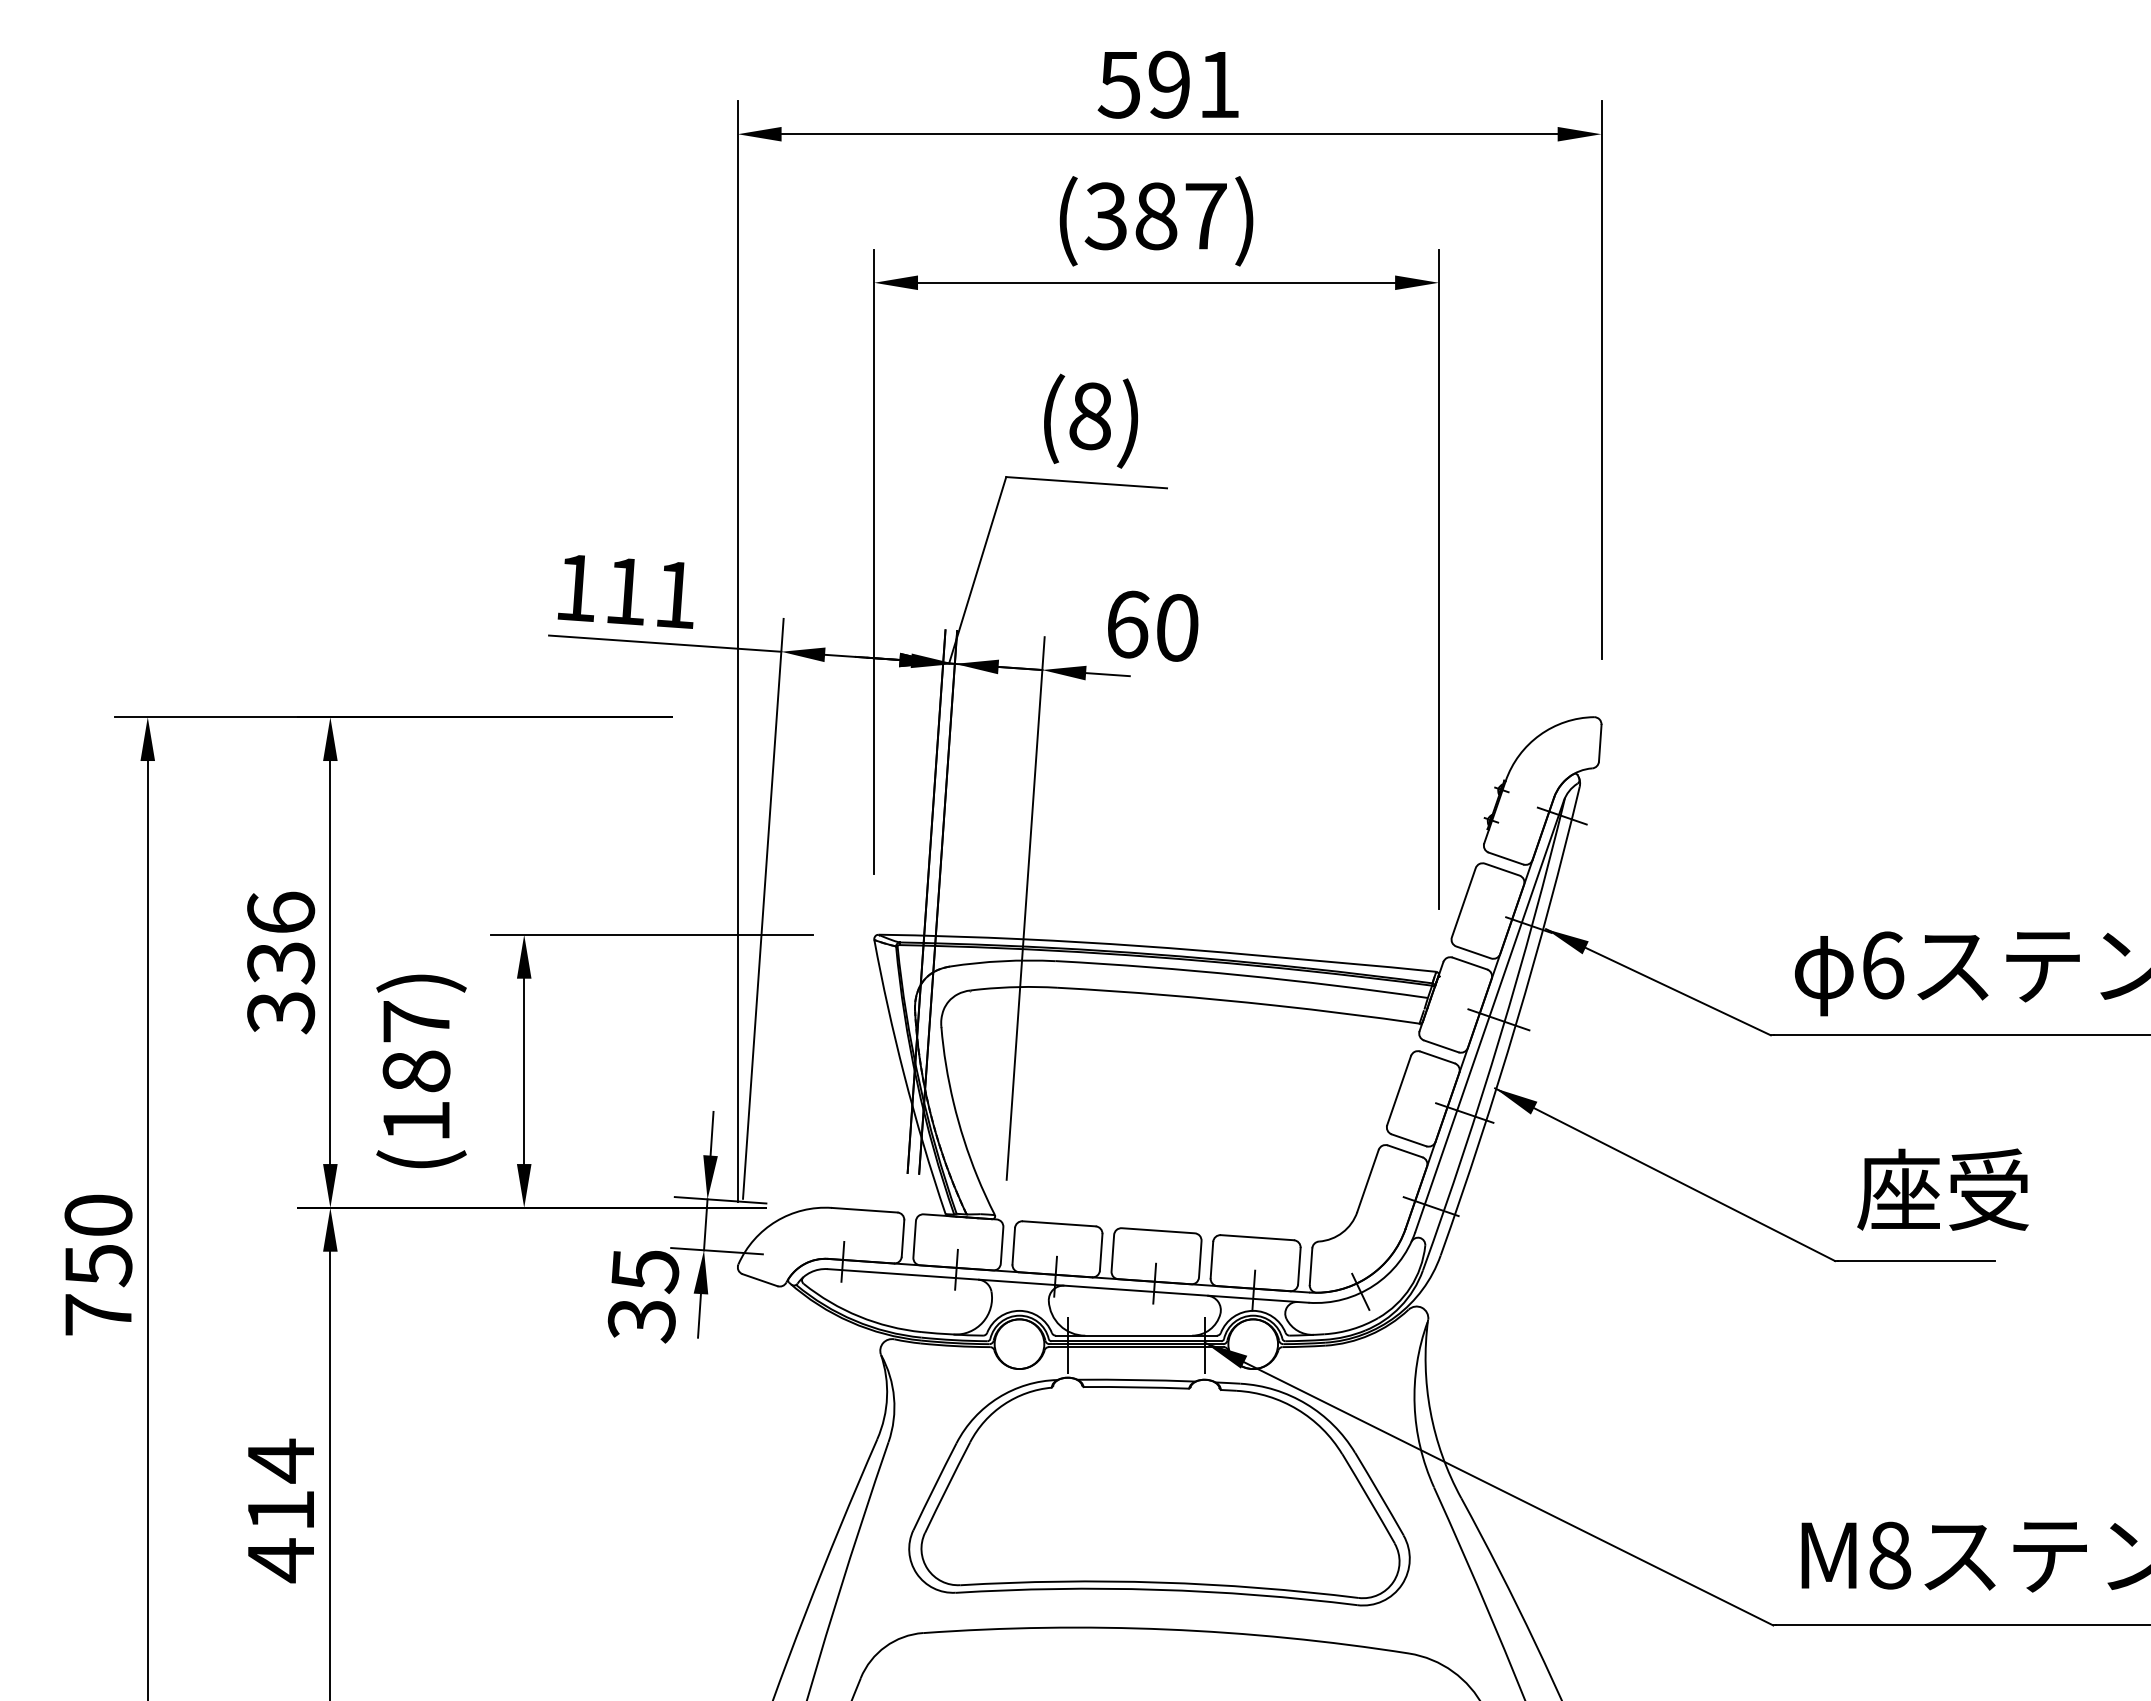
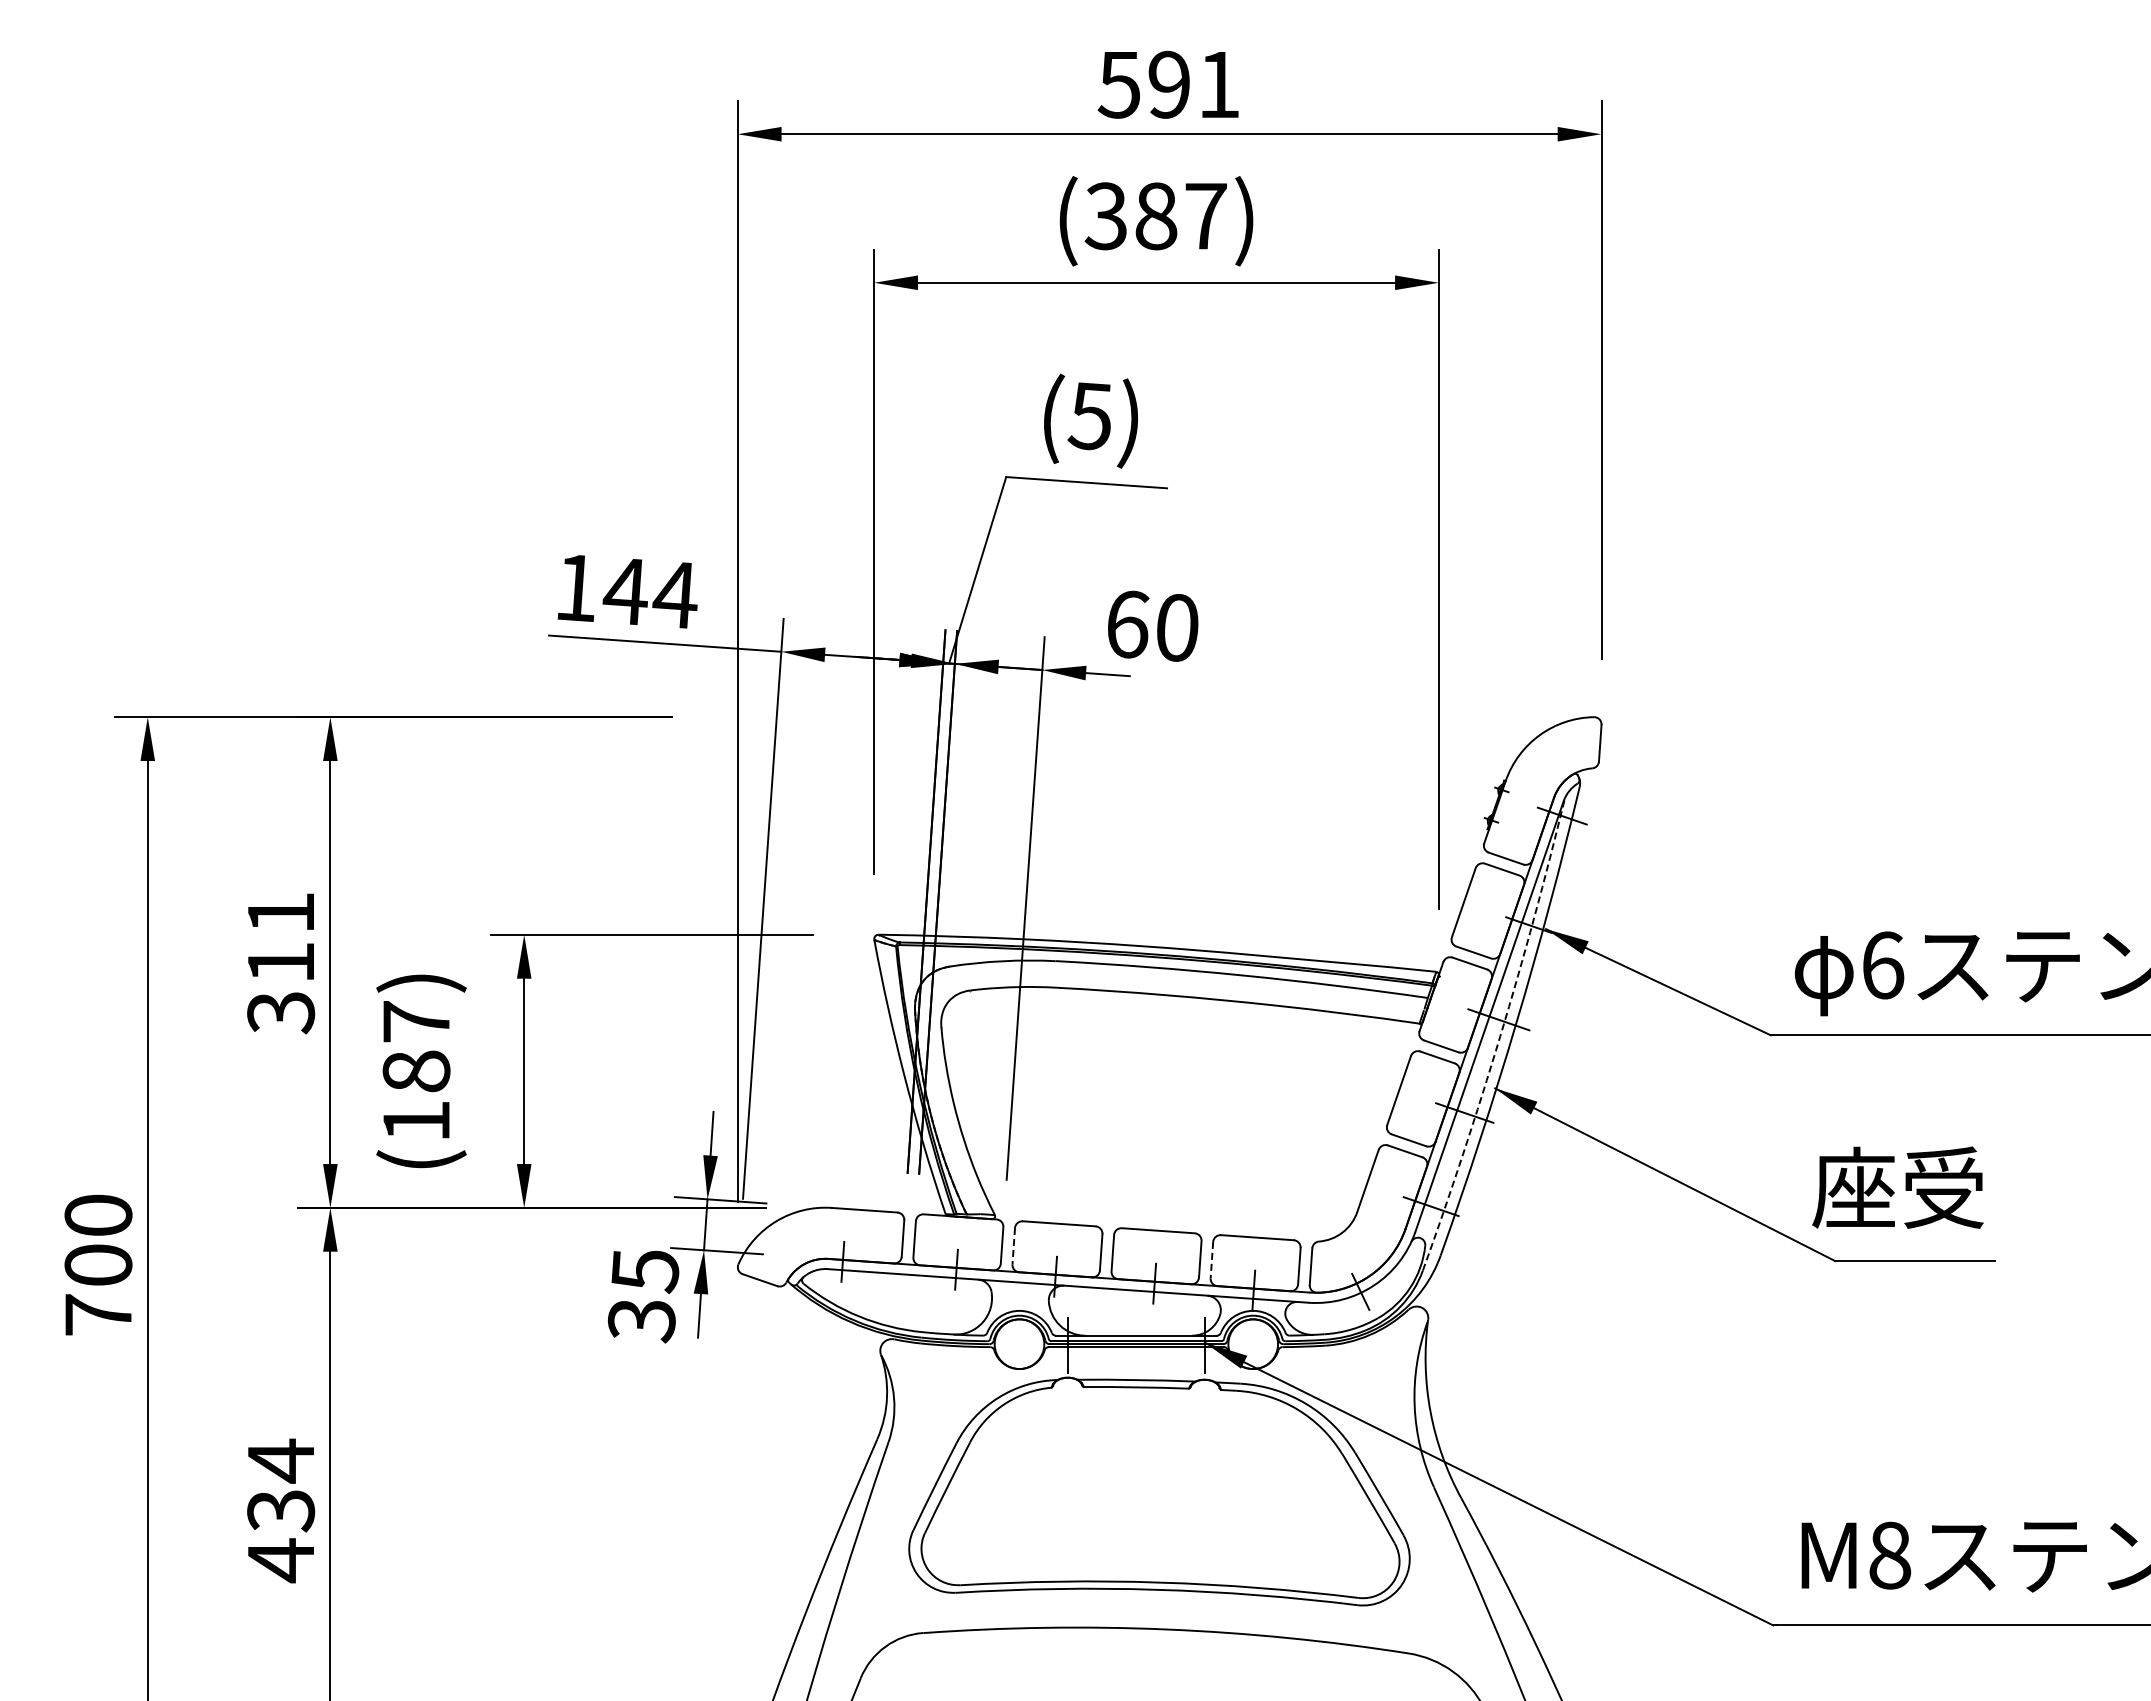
text: (8) -> (5) (1088, 416)
text: 111 -> 144 (649, 593)
text: 336 -> 311 (281, 937)
arc: solid -> dashed (1500, 1036)
text position: (1942, 1189) -> (1897, 1187) (1897, 1187)
line: solid -> dashed (1013, 1246)
line: solid -> dashed (1211, 1260)
text: 750 -> 700 (98, 1265)
text: 414 -> 434 (281, 1511)
